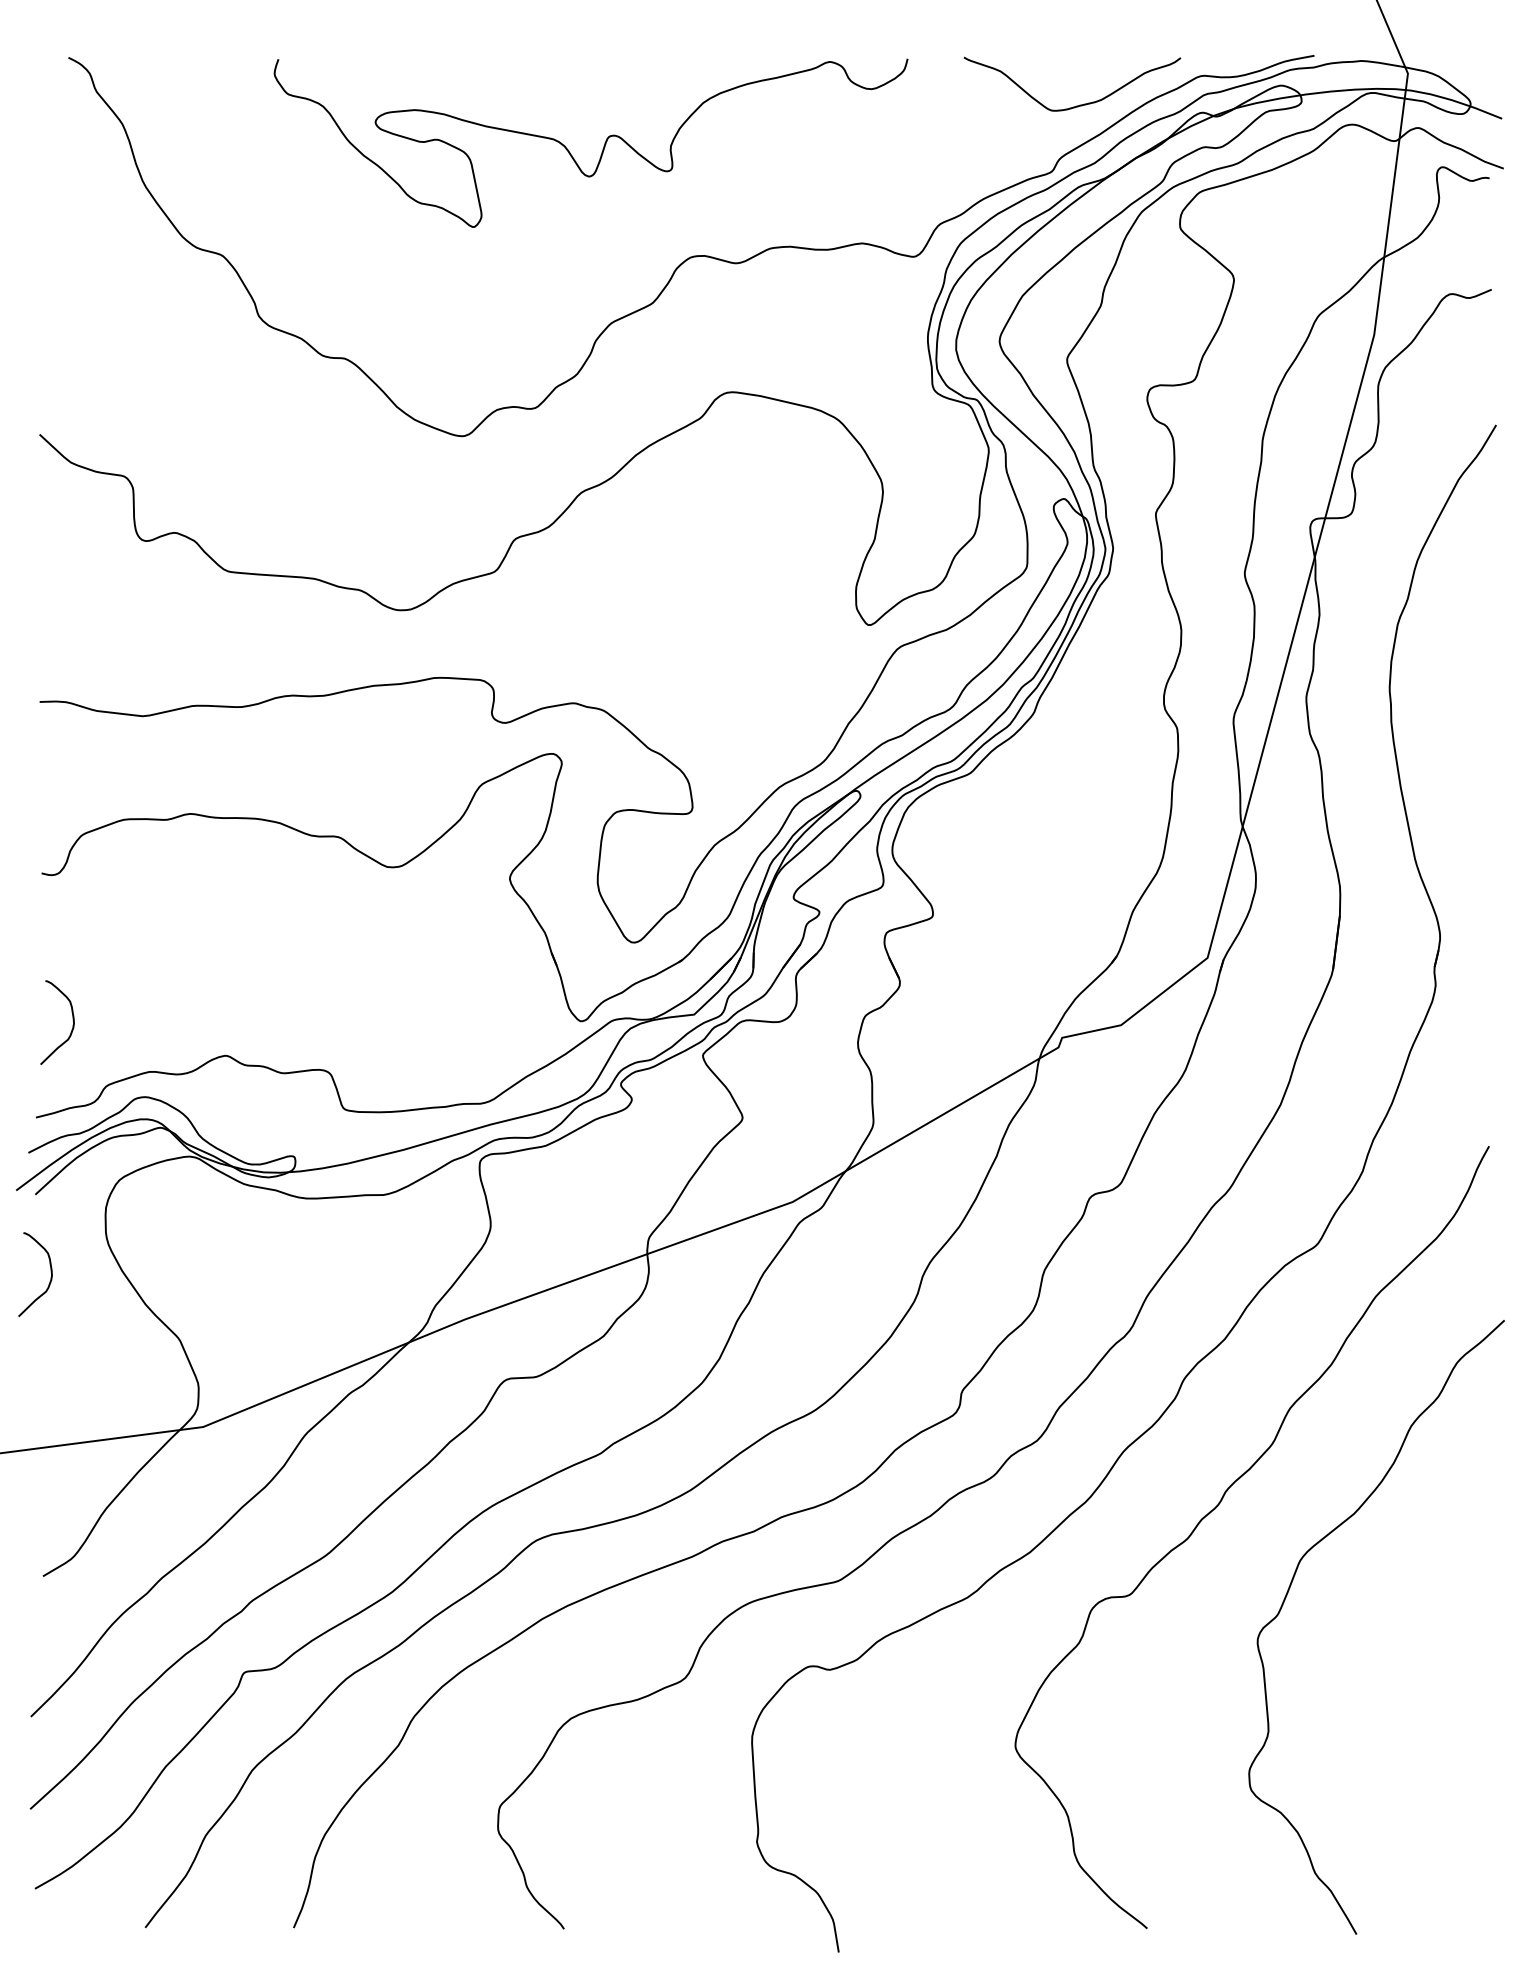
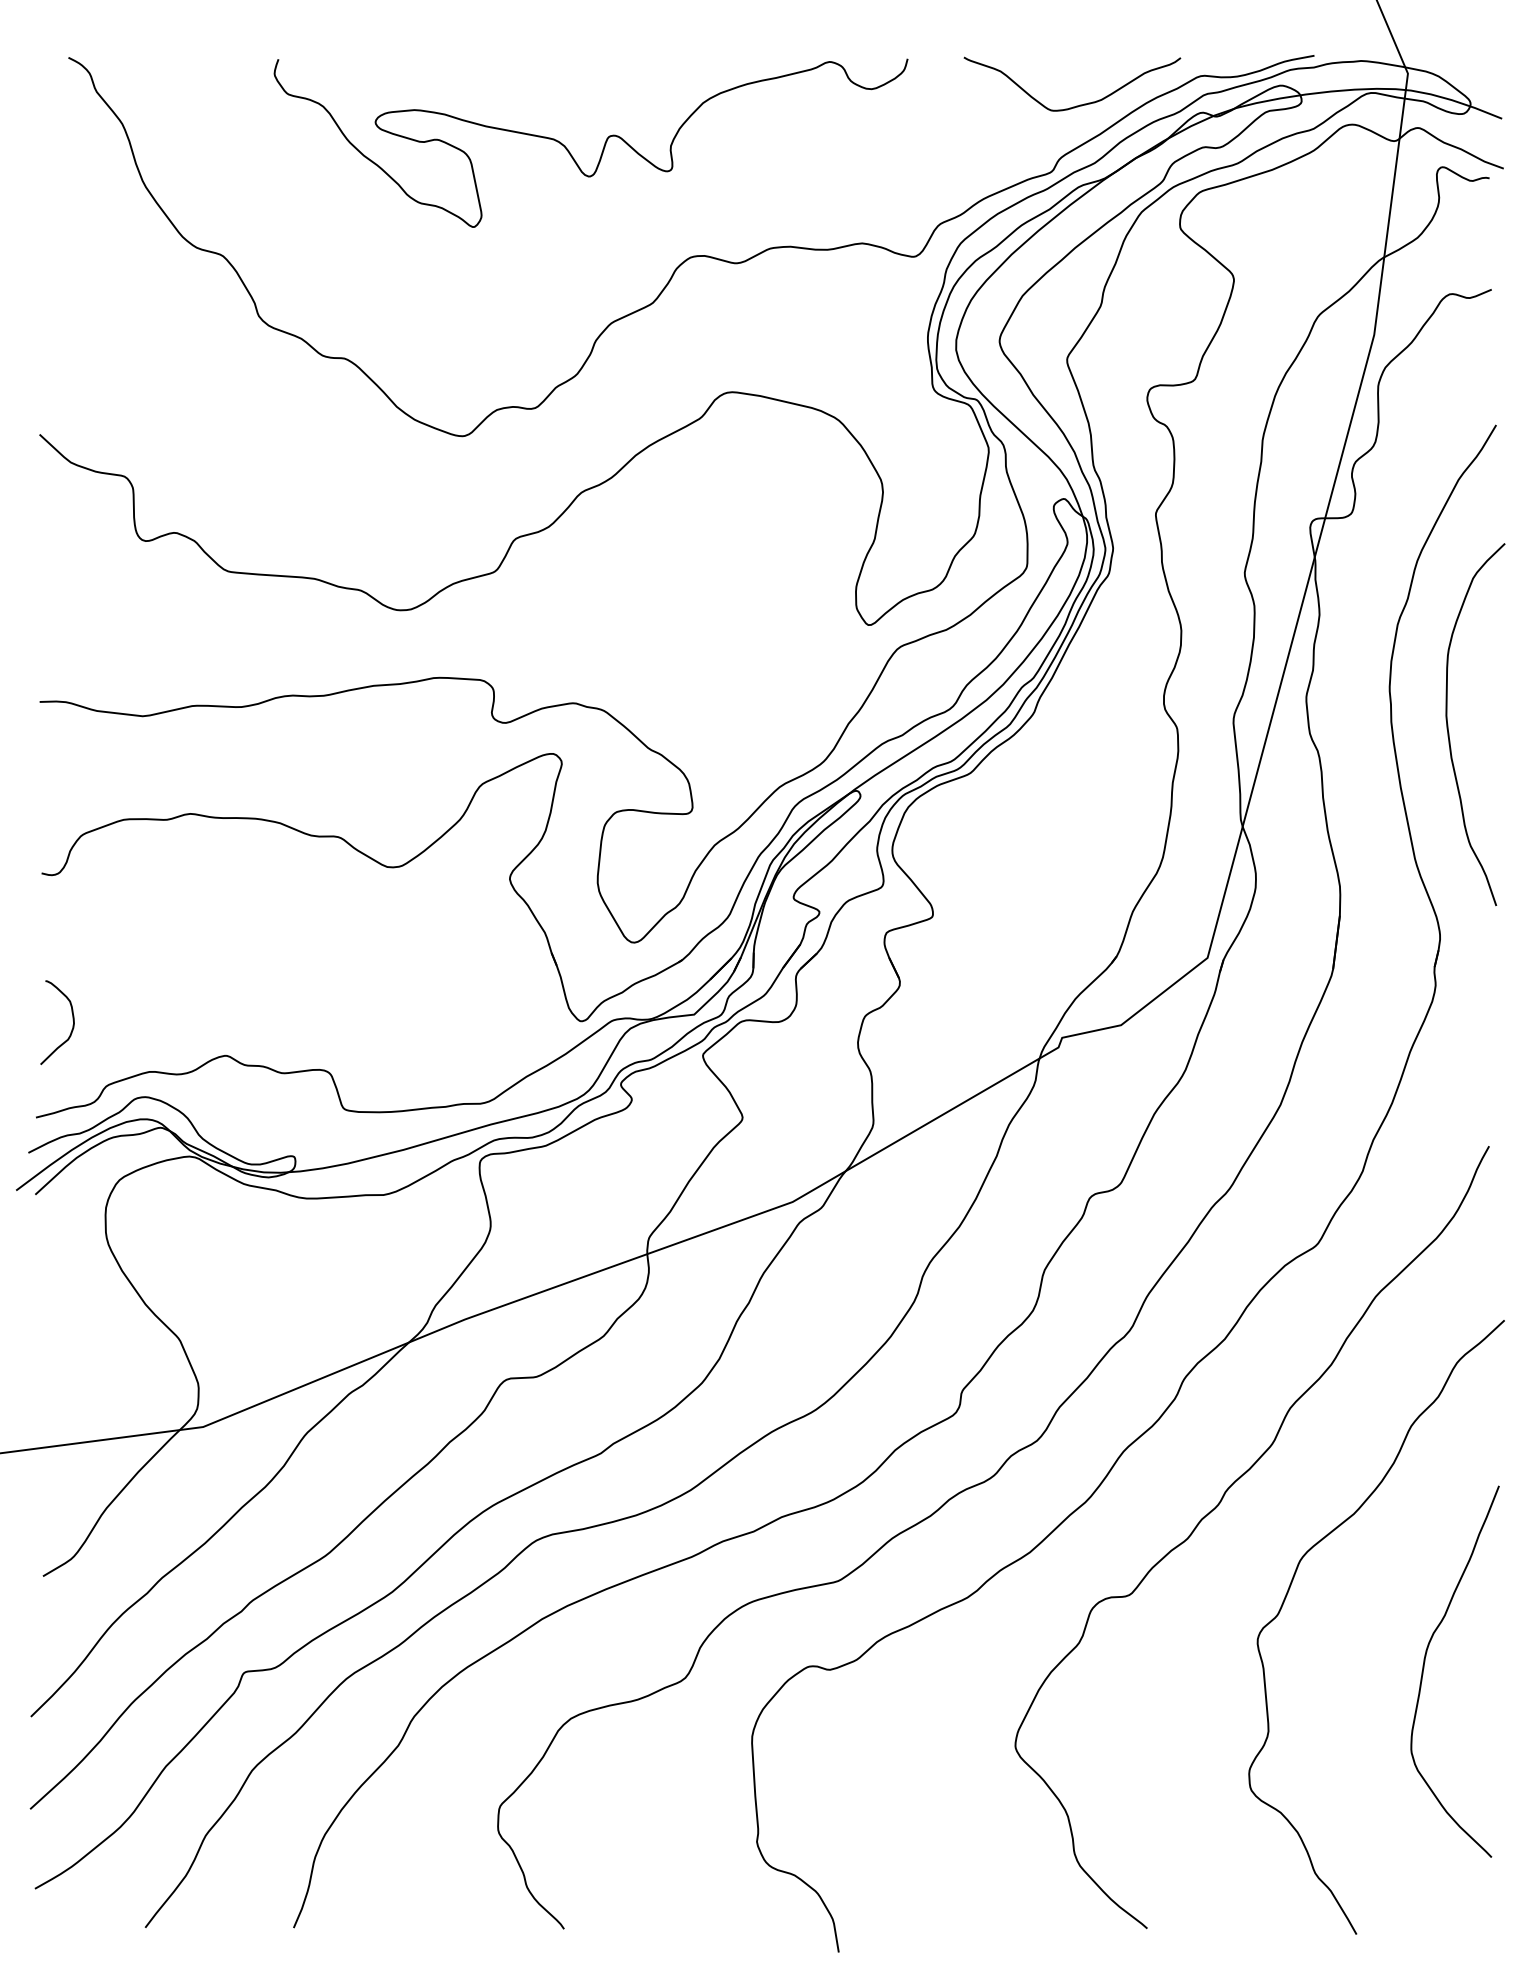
curve: none -> present (1448, 724)
curve: present -> none (50, 1272)
curve: none -> present (1424, 1668)
